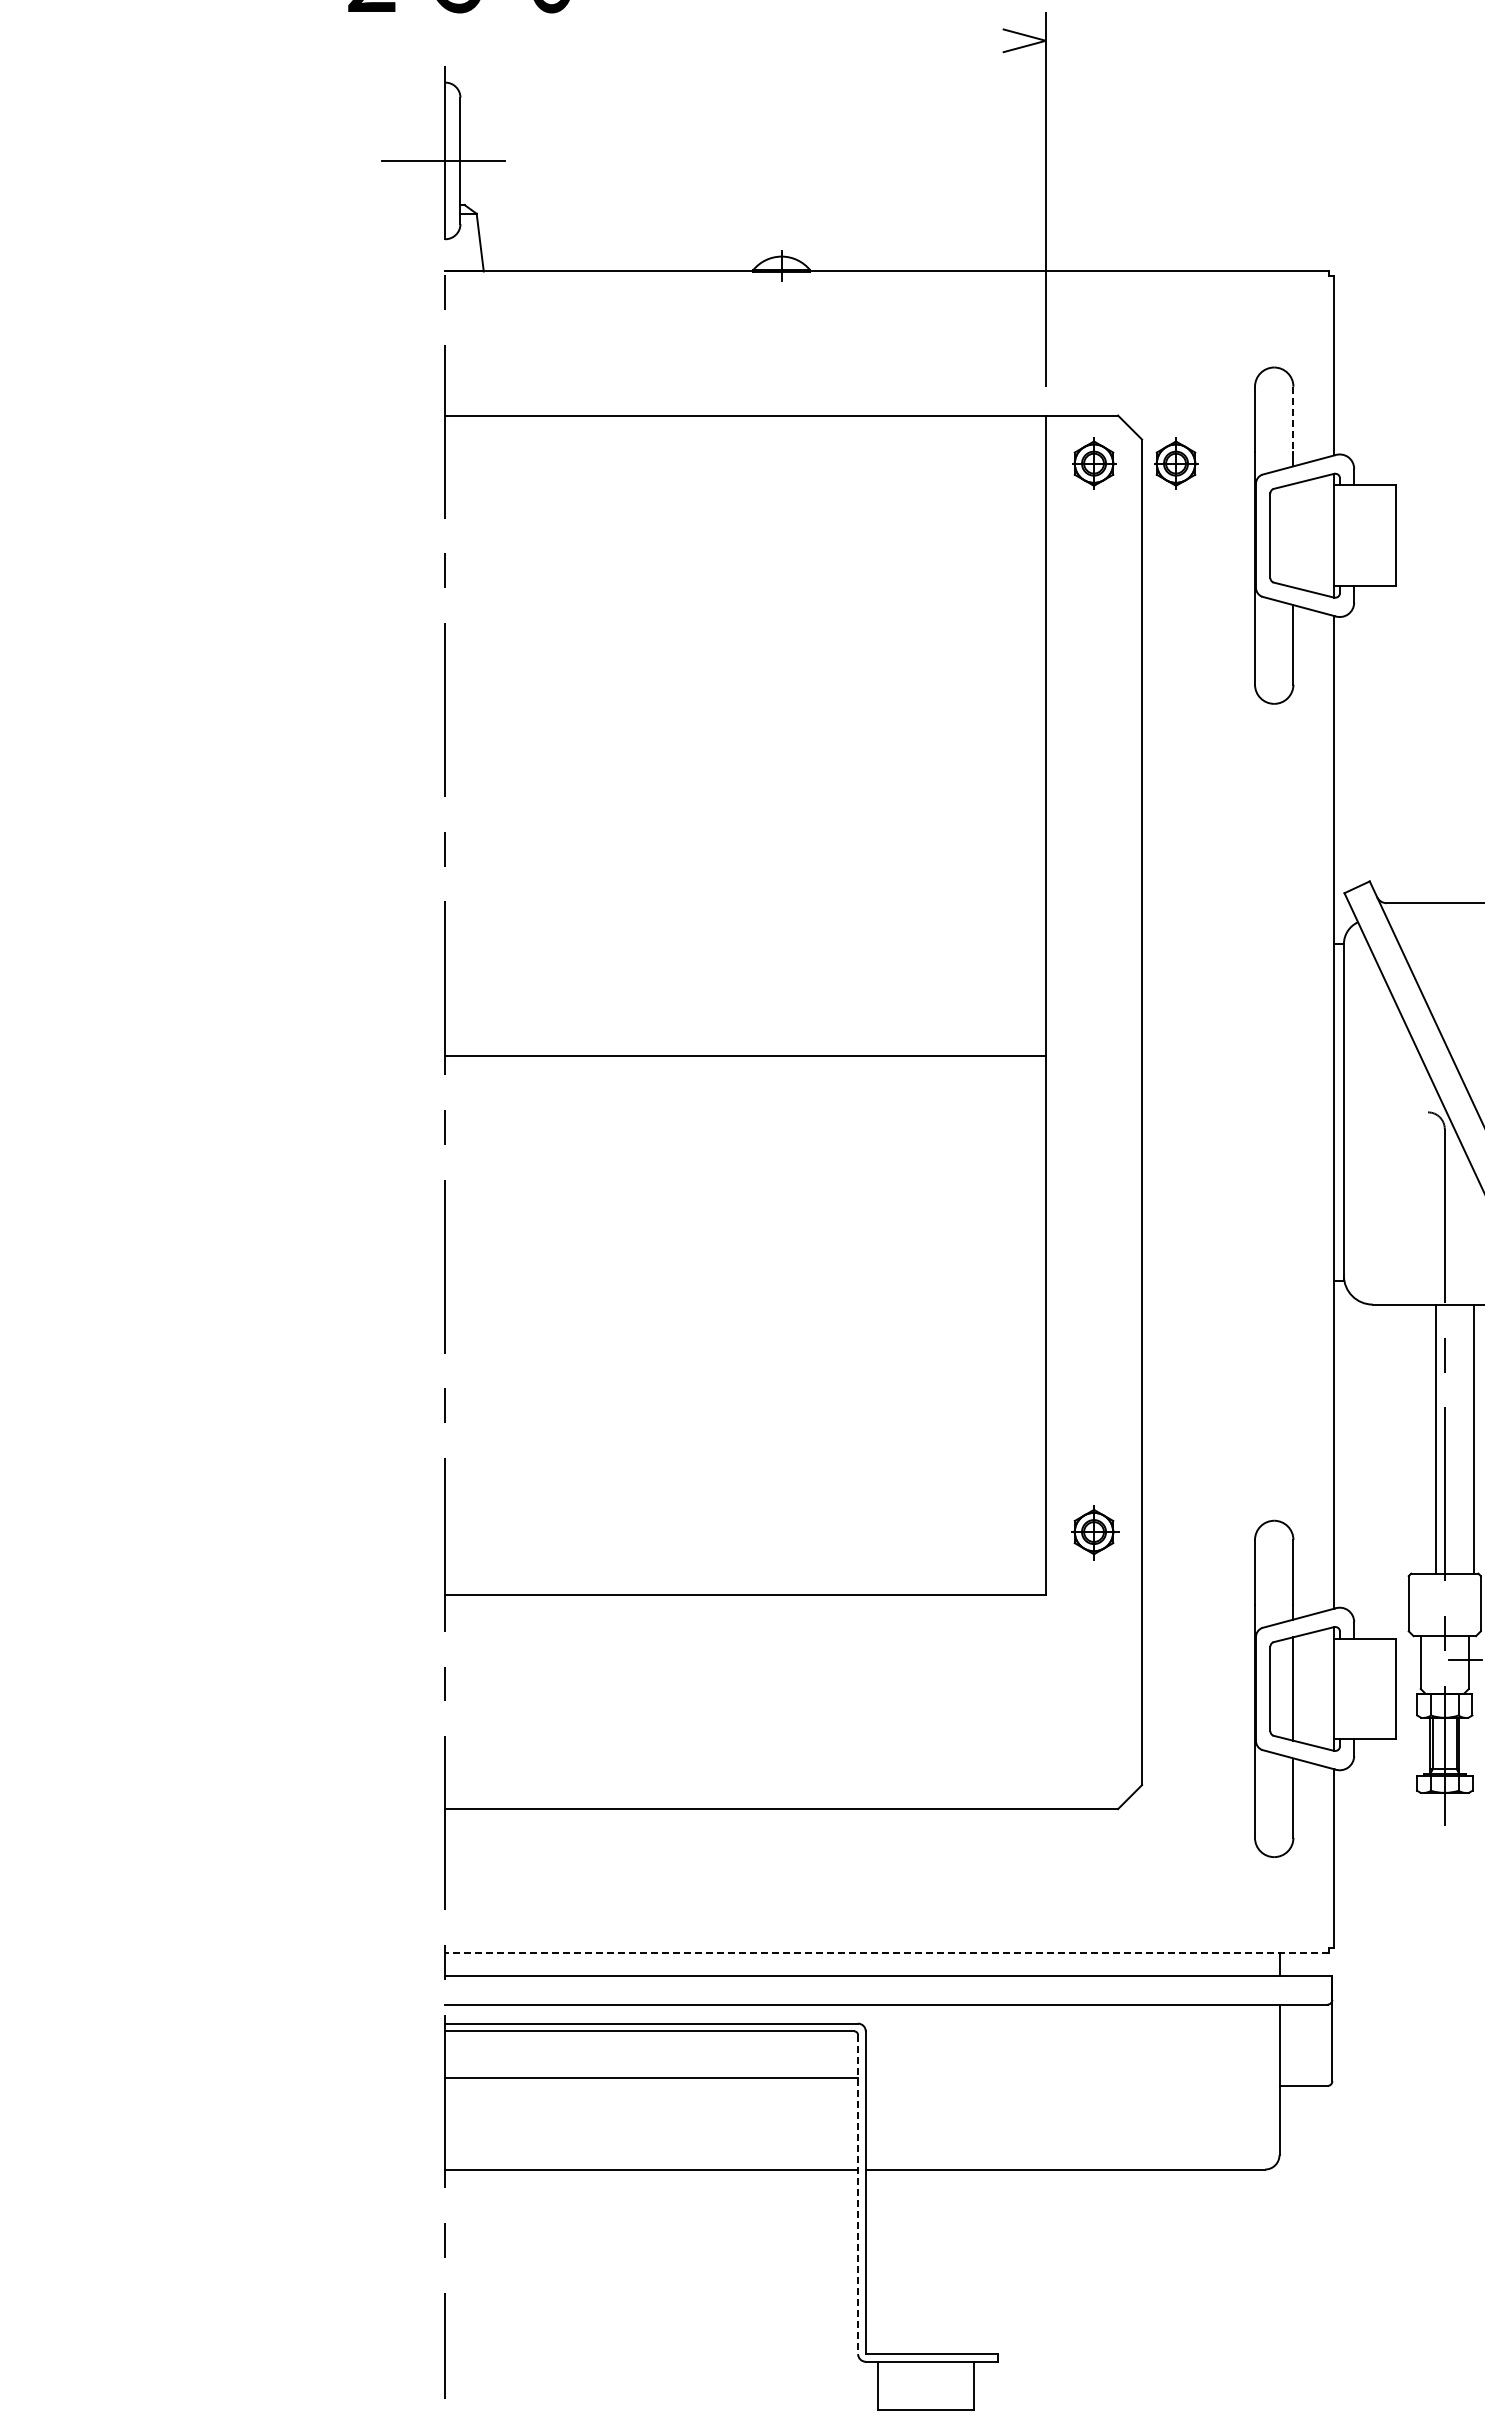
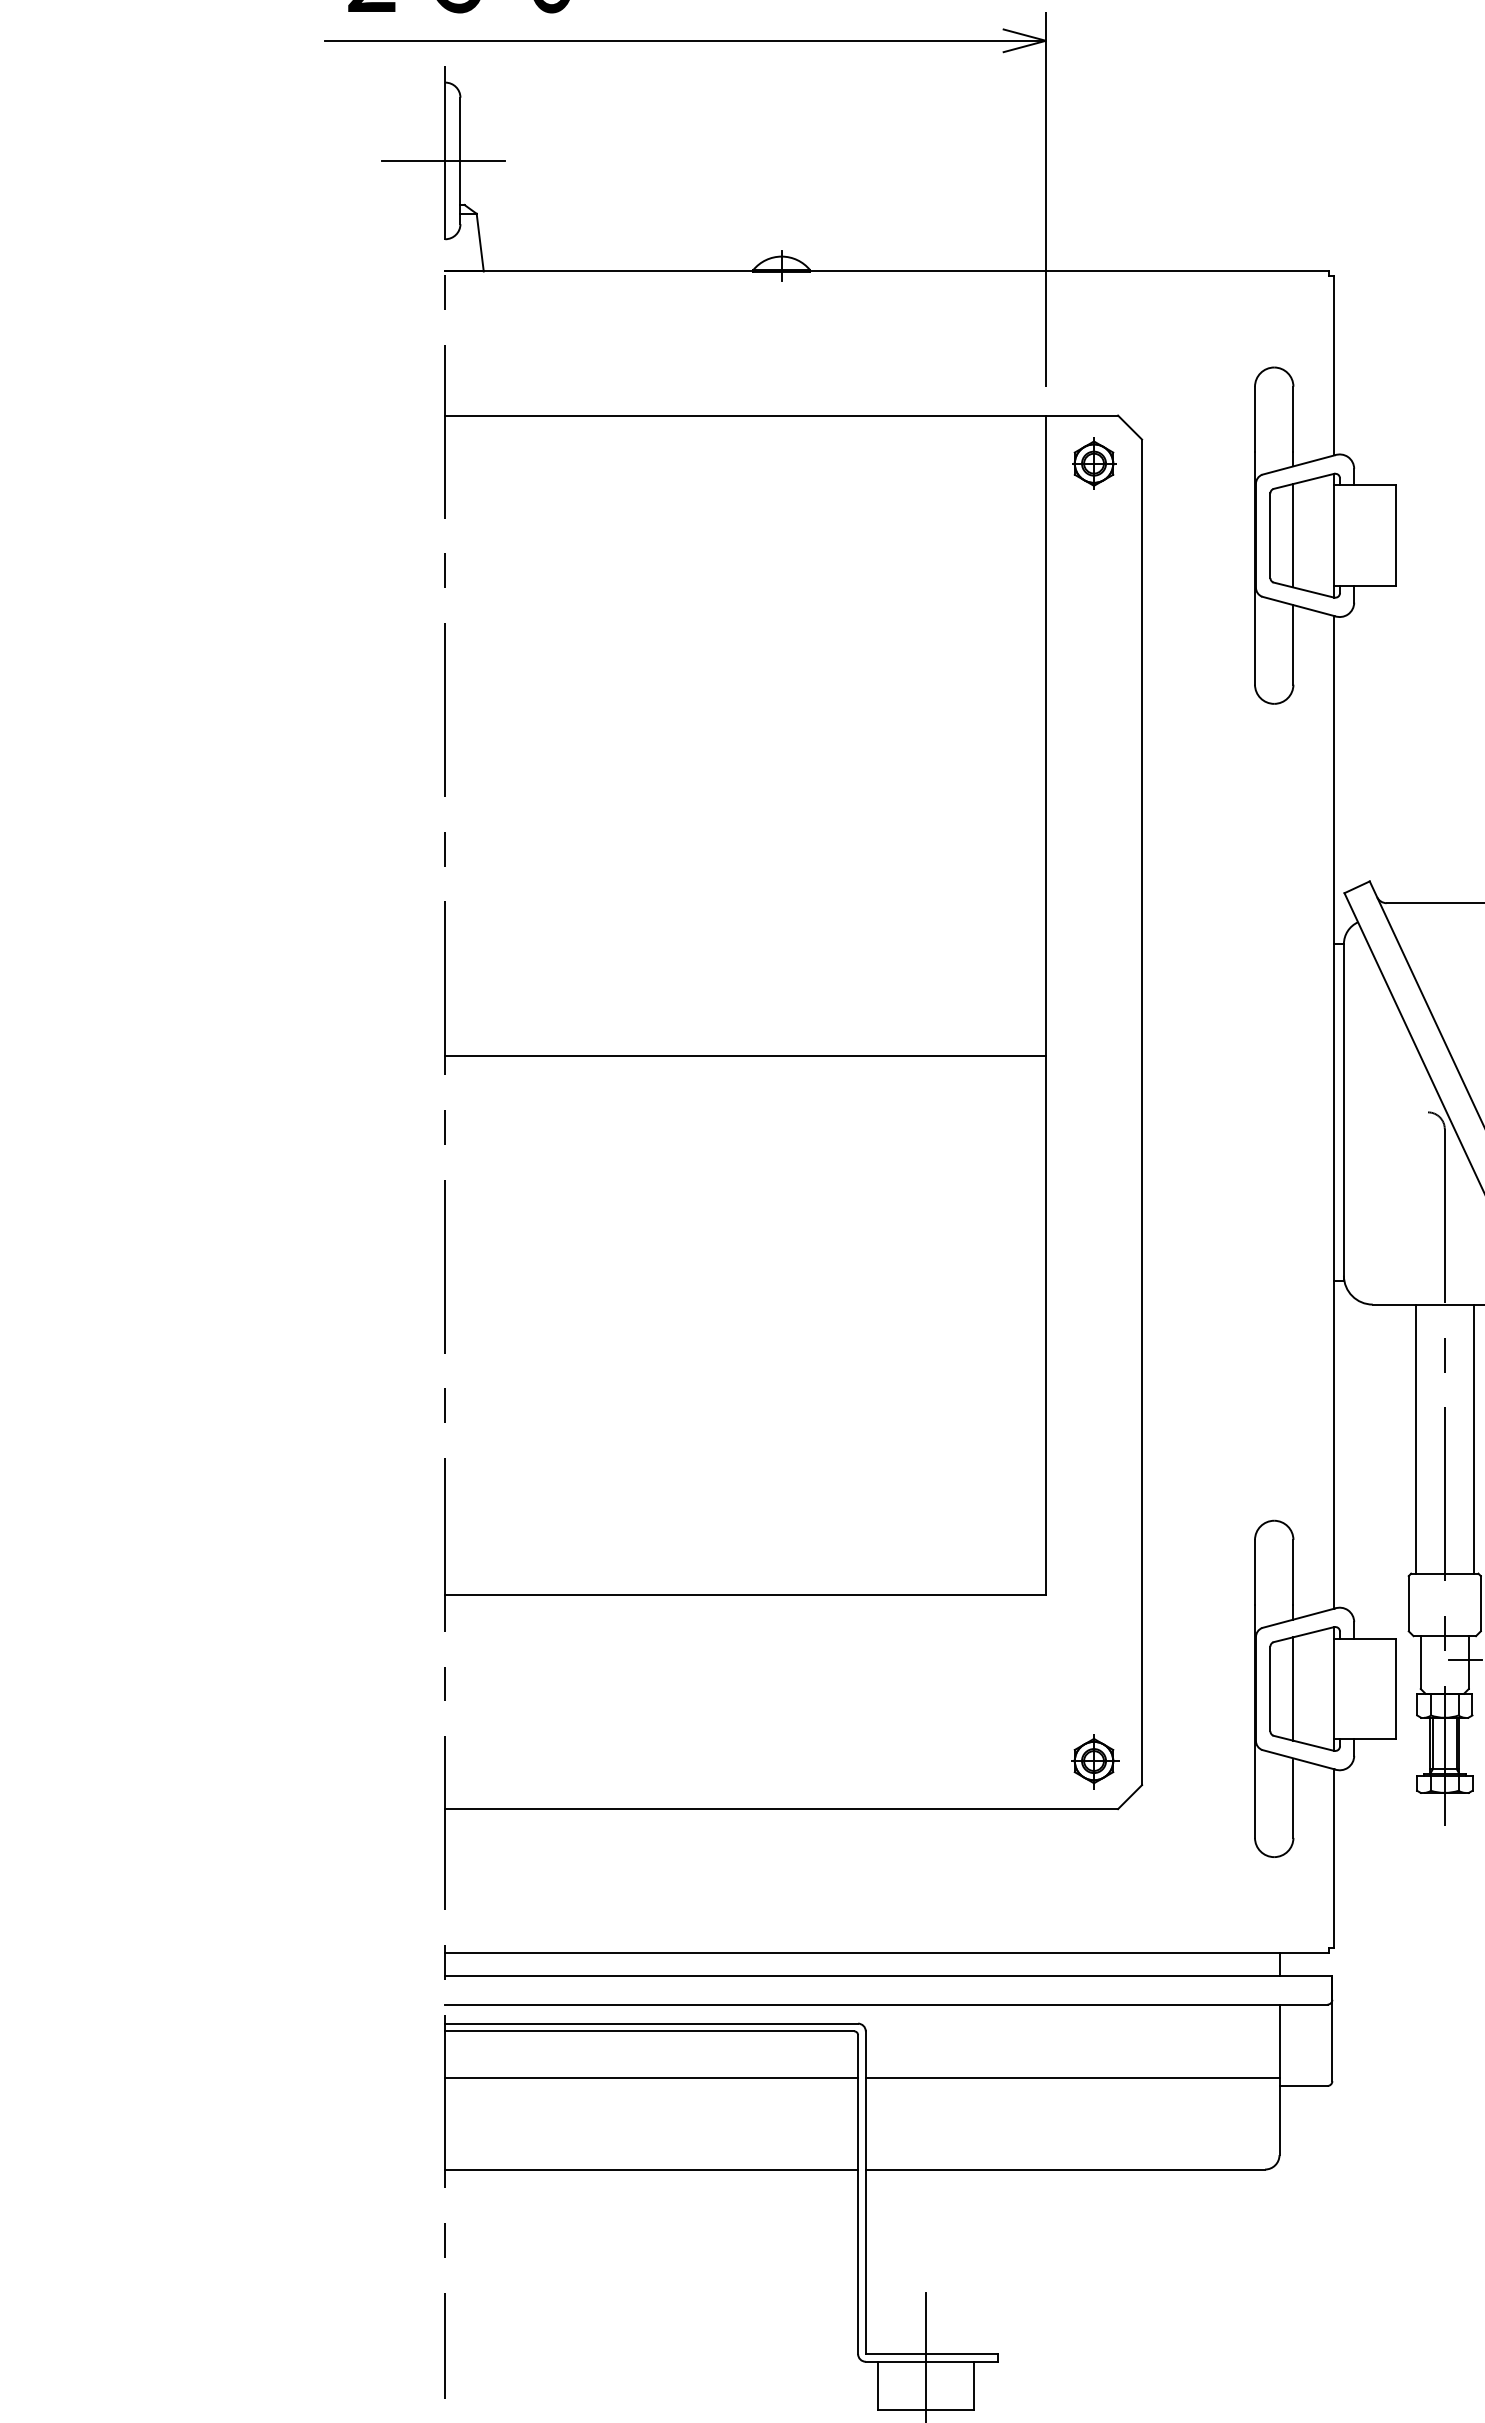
line: none -> present (685, 40)
line: dashed -> solid (1293, 419)
part: present -> none (1176, 463)
line: none -> present (1293, 535)
line position: (1435, 1438) -> (1415, 1438) (1415, 1438)
part position: (1095, 1532) -> (1095, 1761) (1095, 1761)
line: dashed -> solid (886, 1953)
line: none -> present (1072, 2078)
line: dashed -> solid (858, 2195)
line: none -> present (925, 2356)
